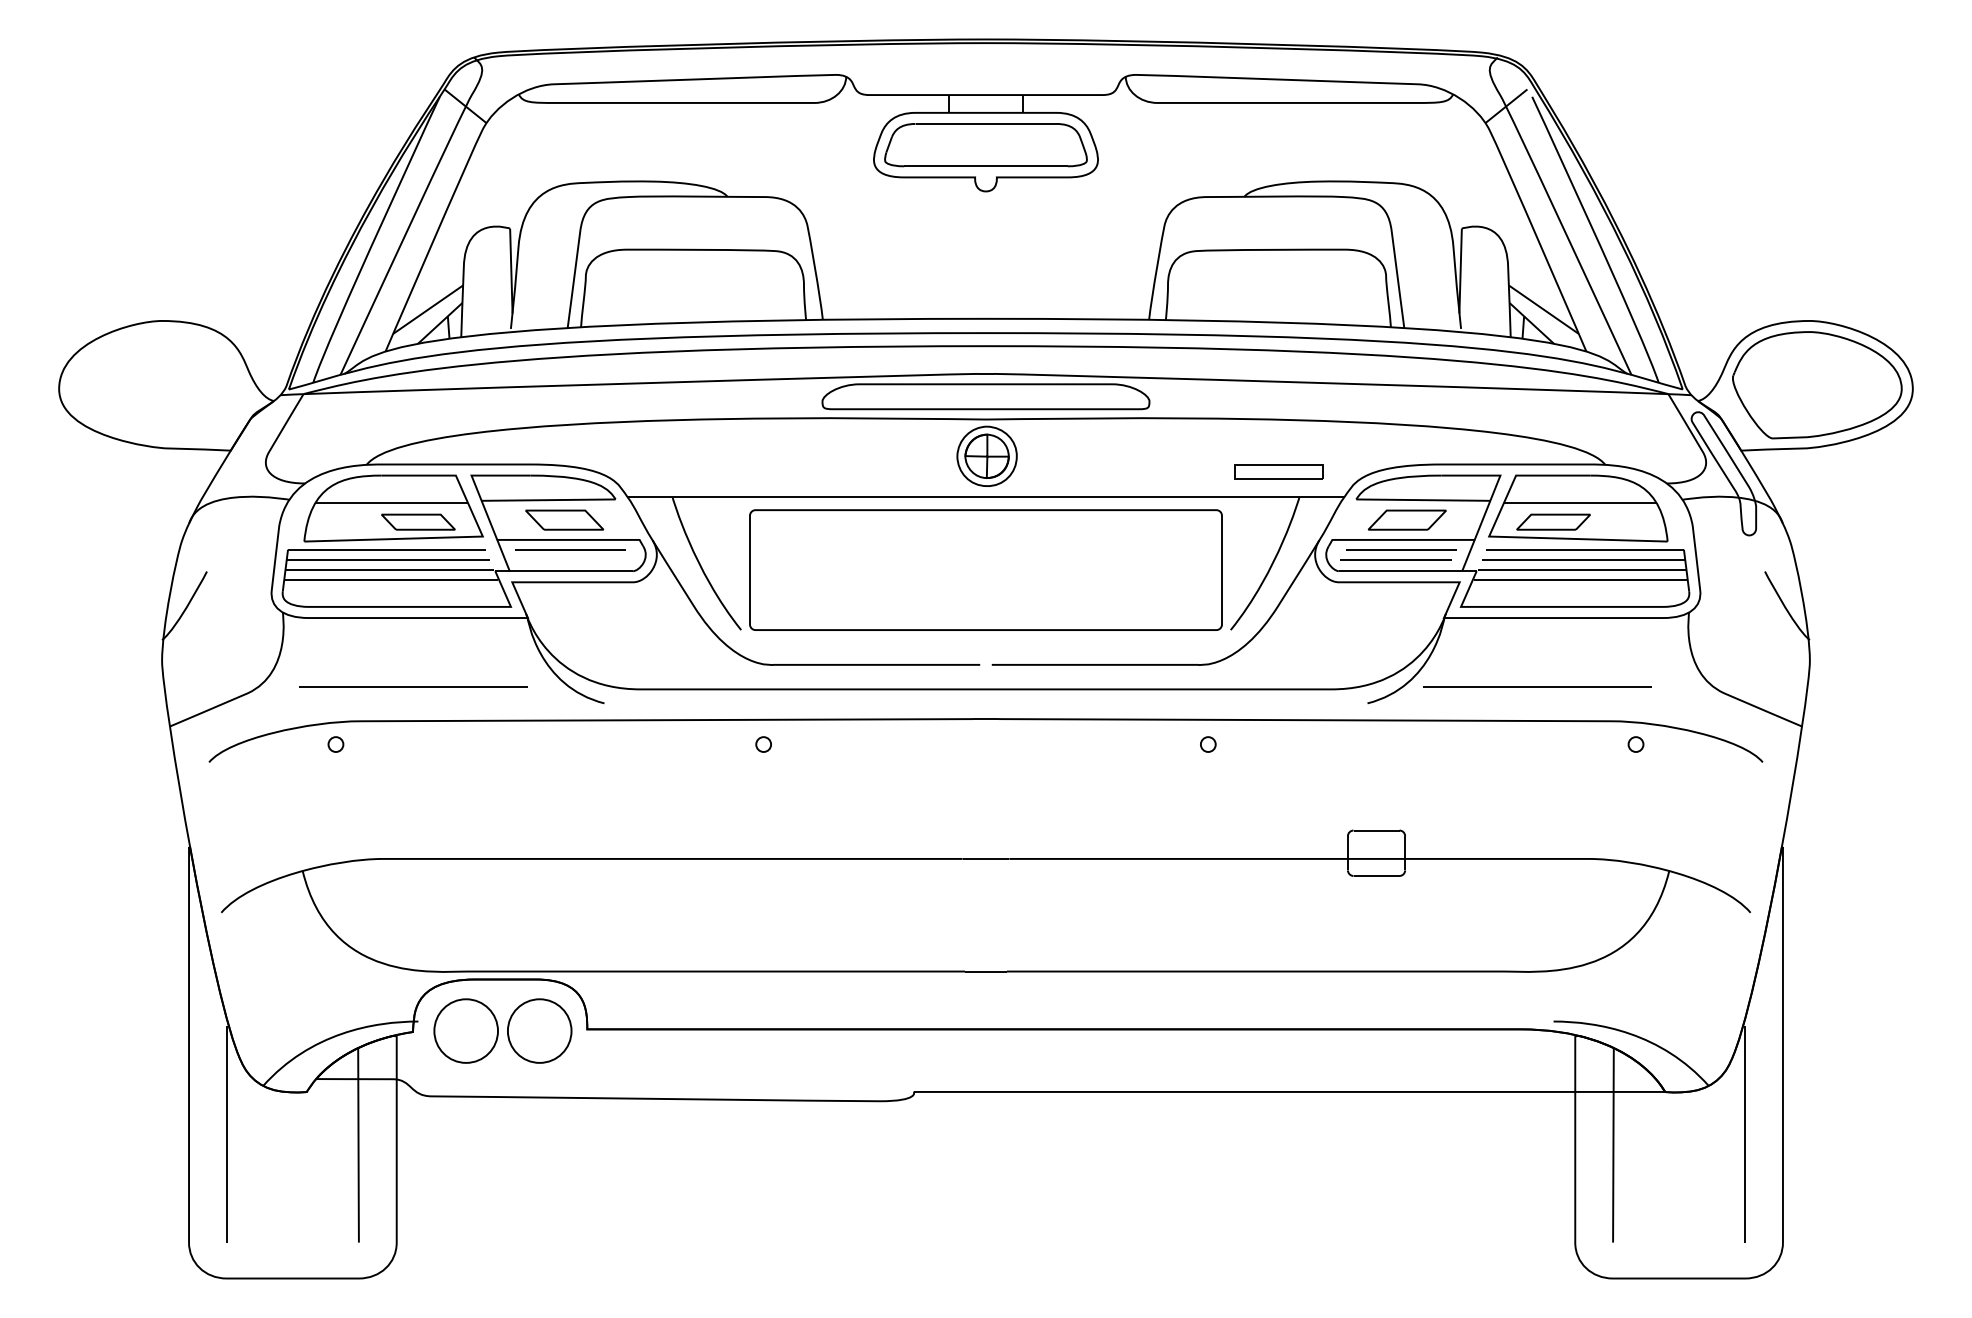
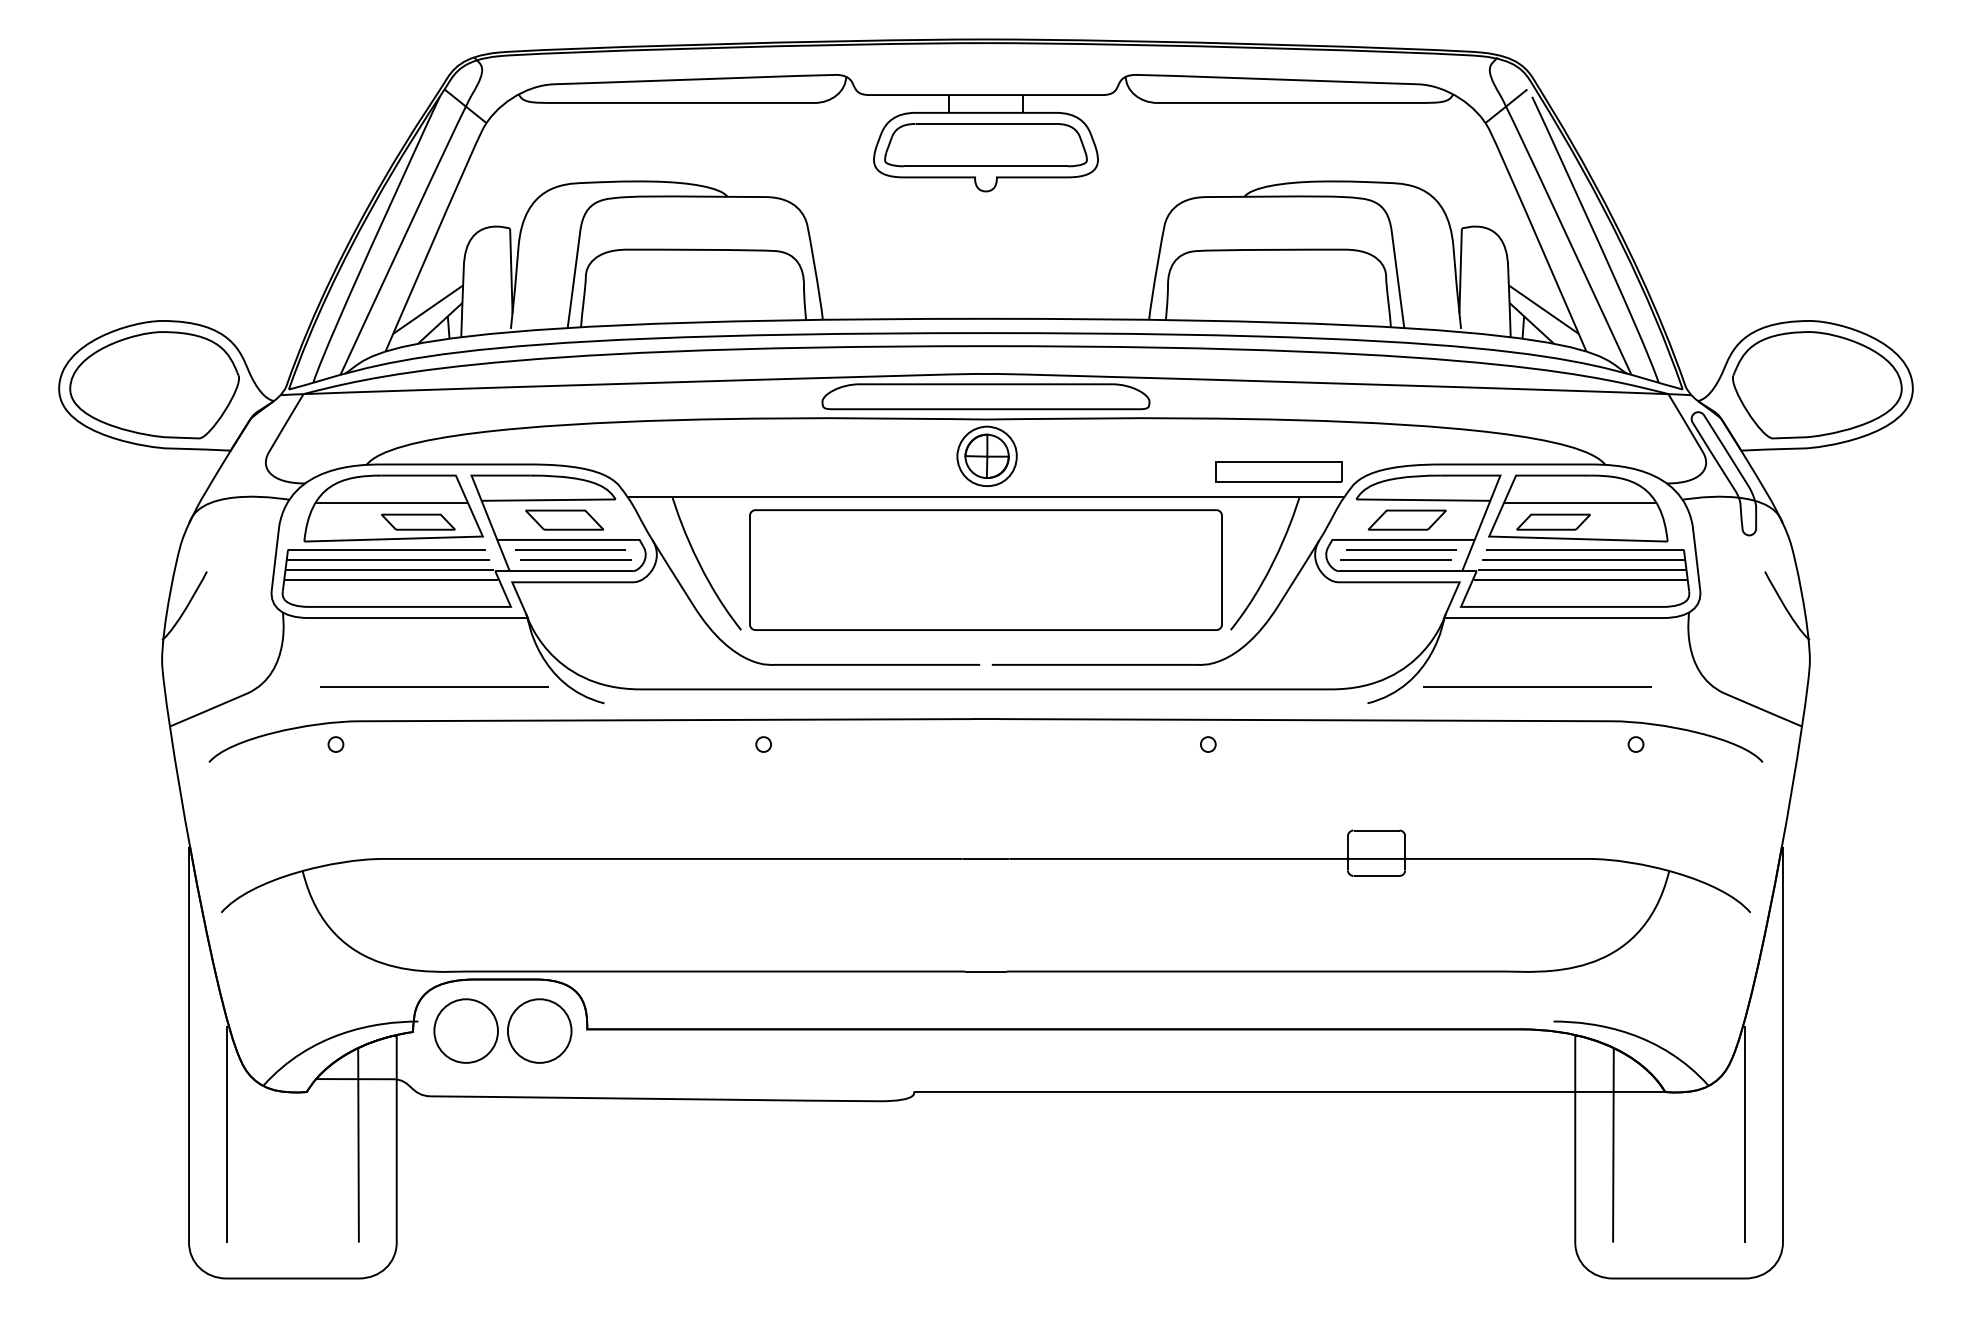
part: none -> present (154, 385)
part size: 90x16 px -> 128x22 px (1278, 471)
line: none -> present (575, 559)
line position: (413, 686) -> (434, 686) (434, 686)
